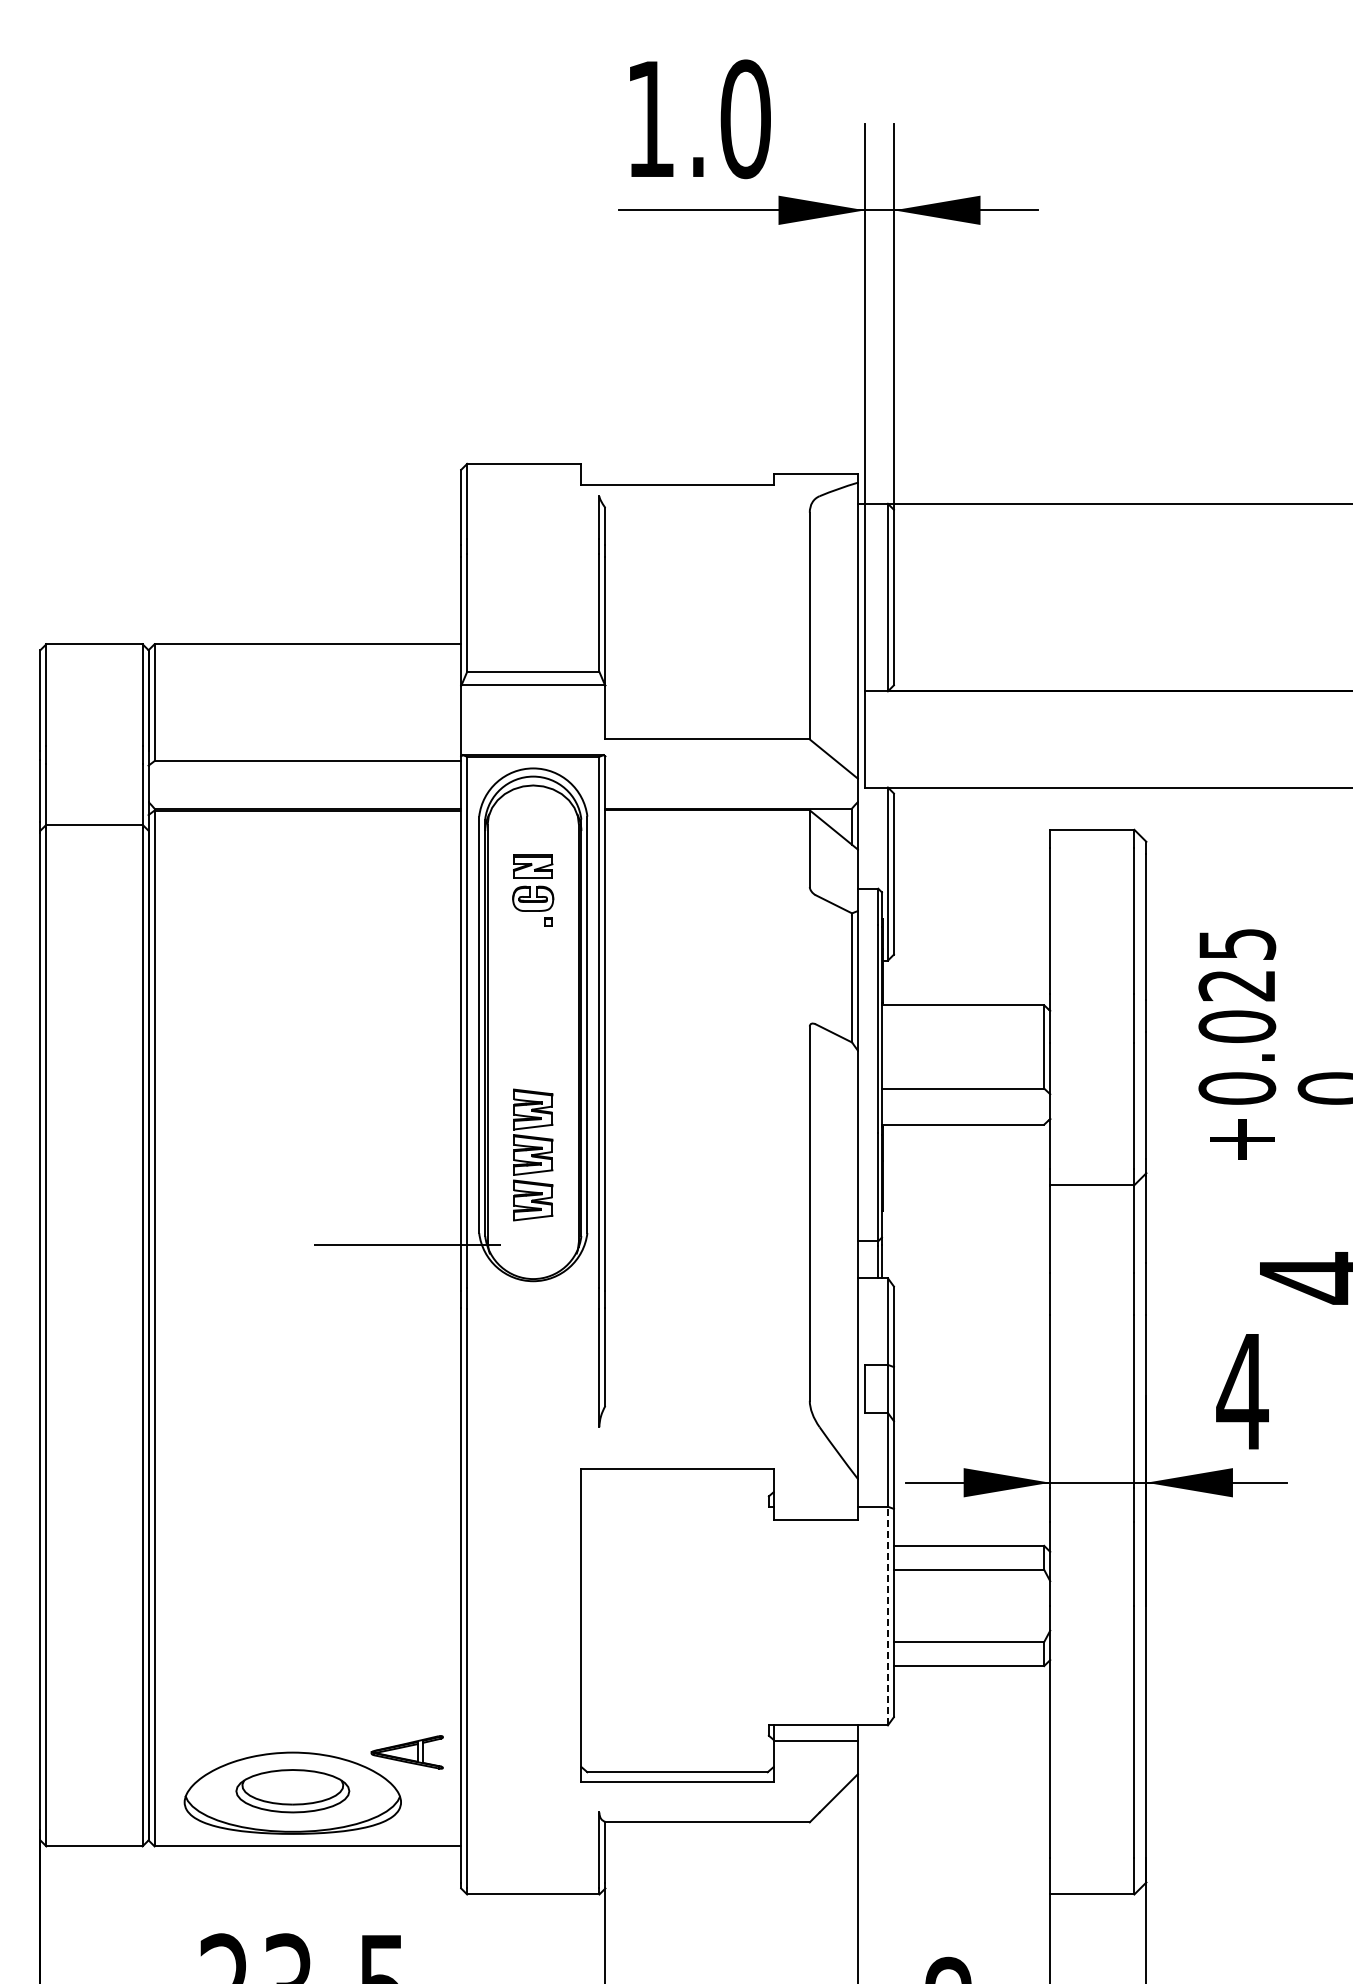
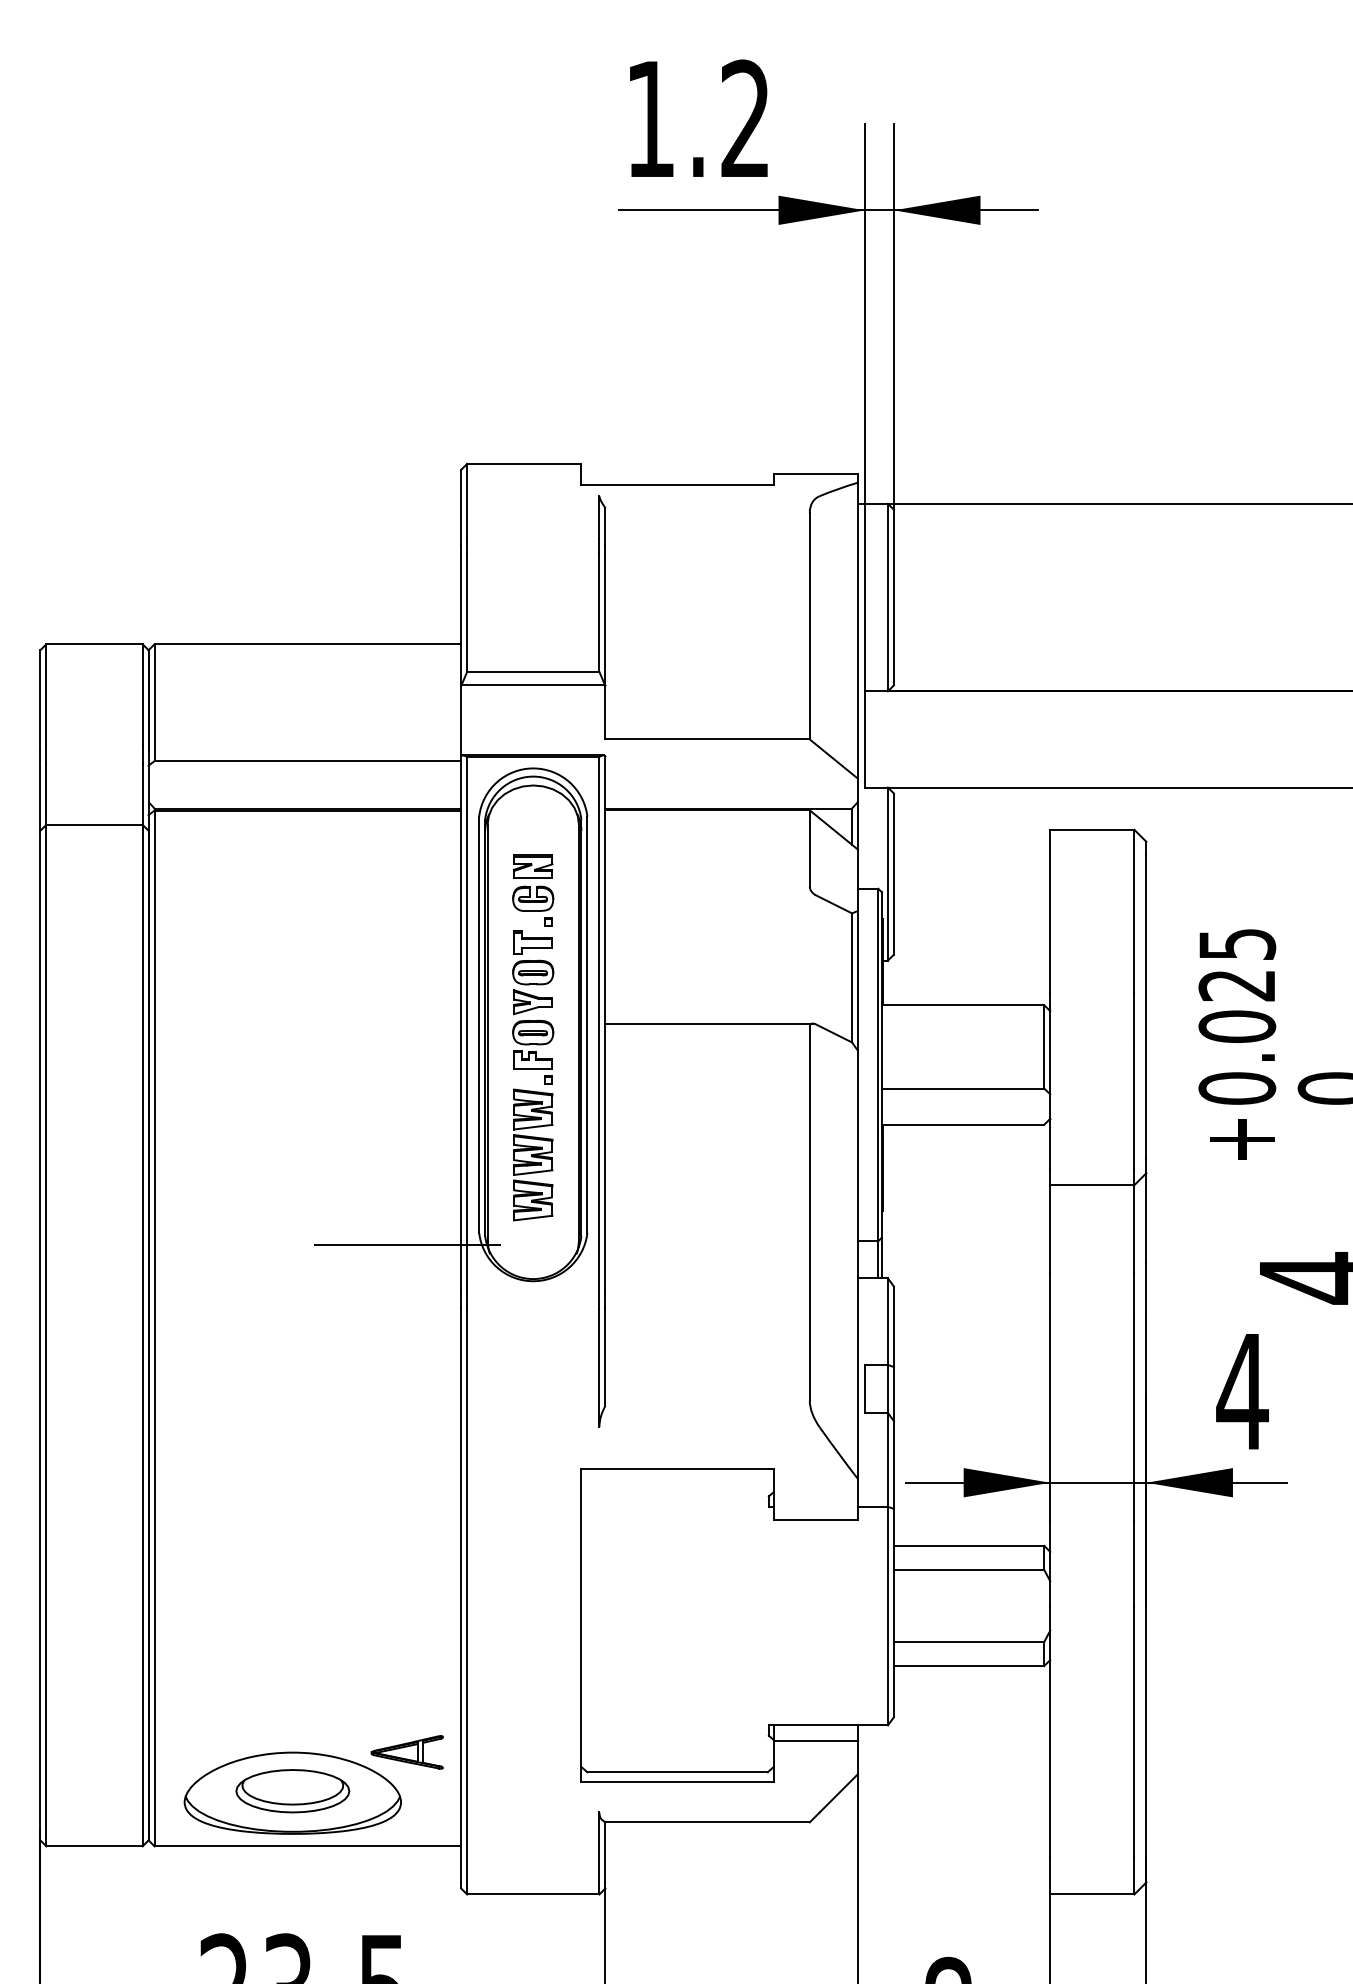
text: 1.0 -> 1.2 (745, 119)
part: none -> present (533, 1007)
line: none -> present (708, 1023)
line: dashed -> solid (887, 1615)
